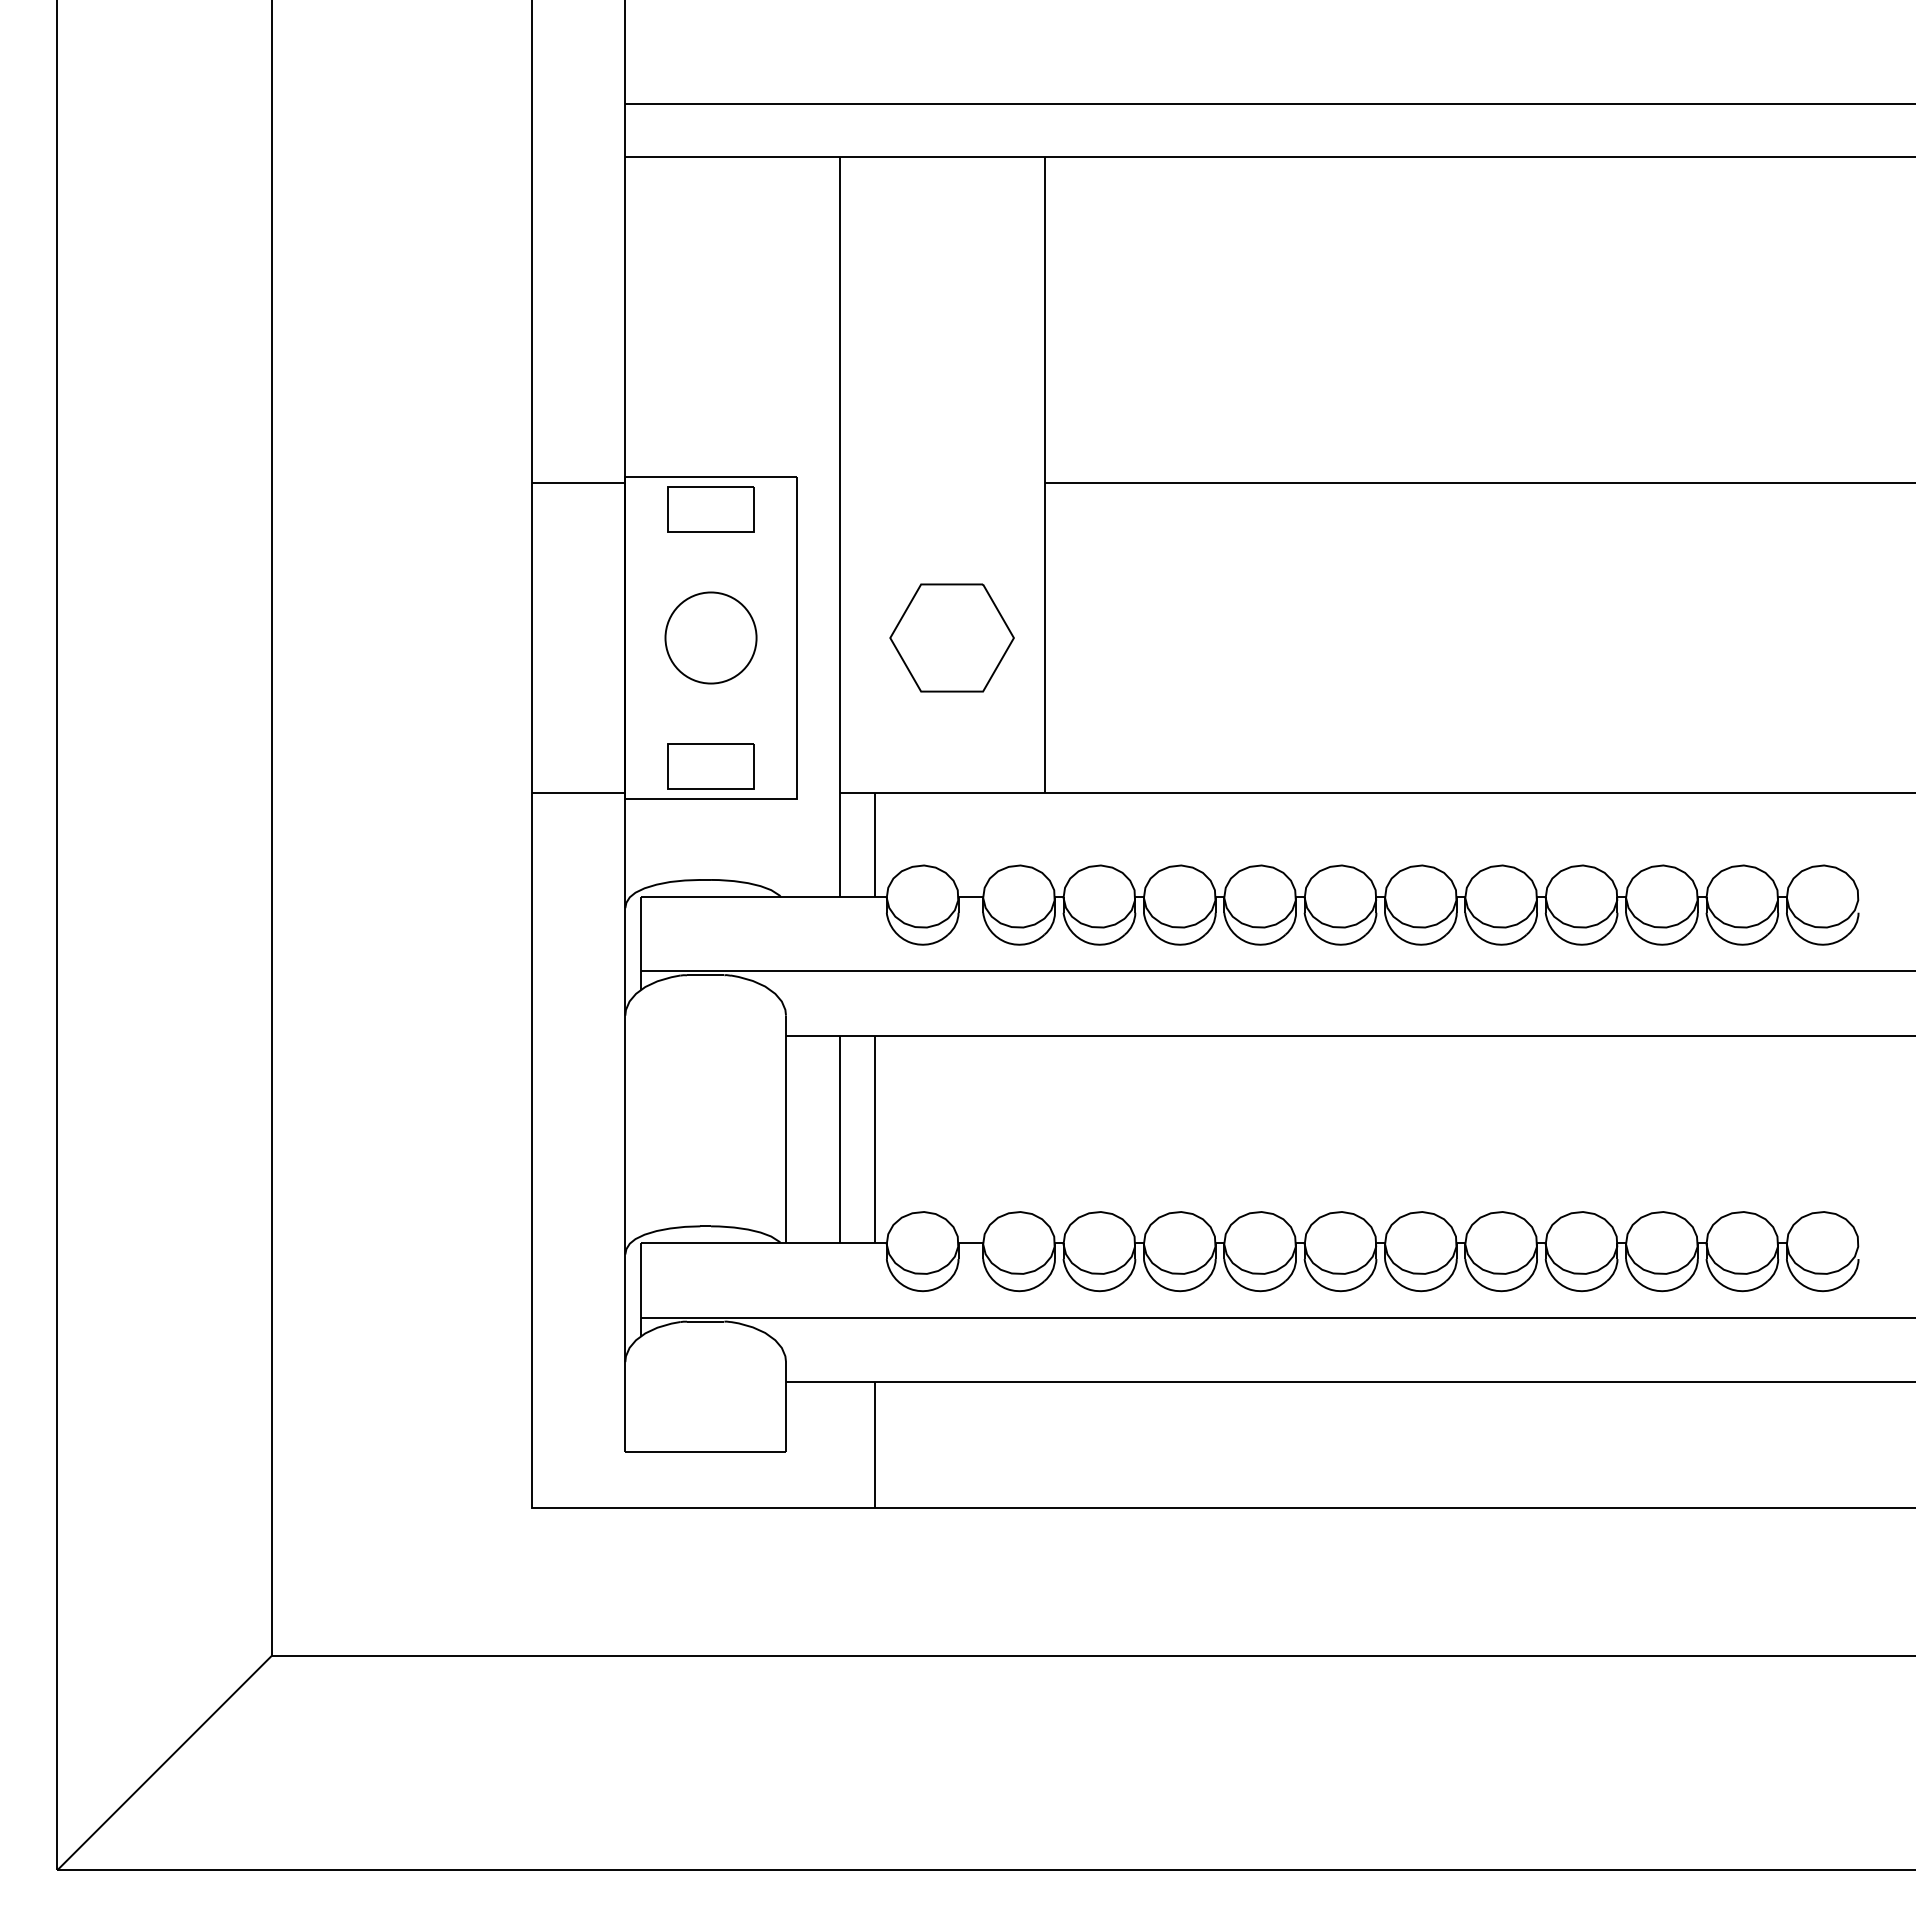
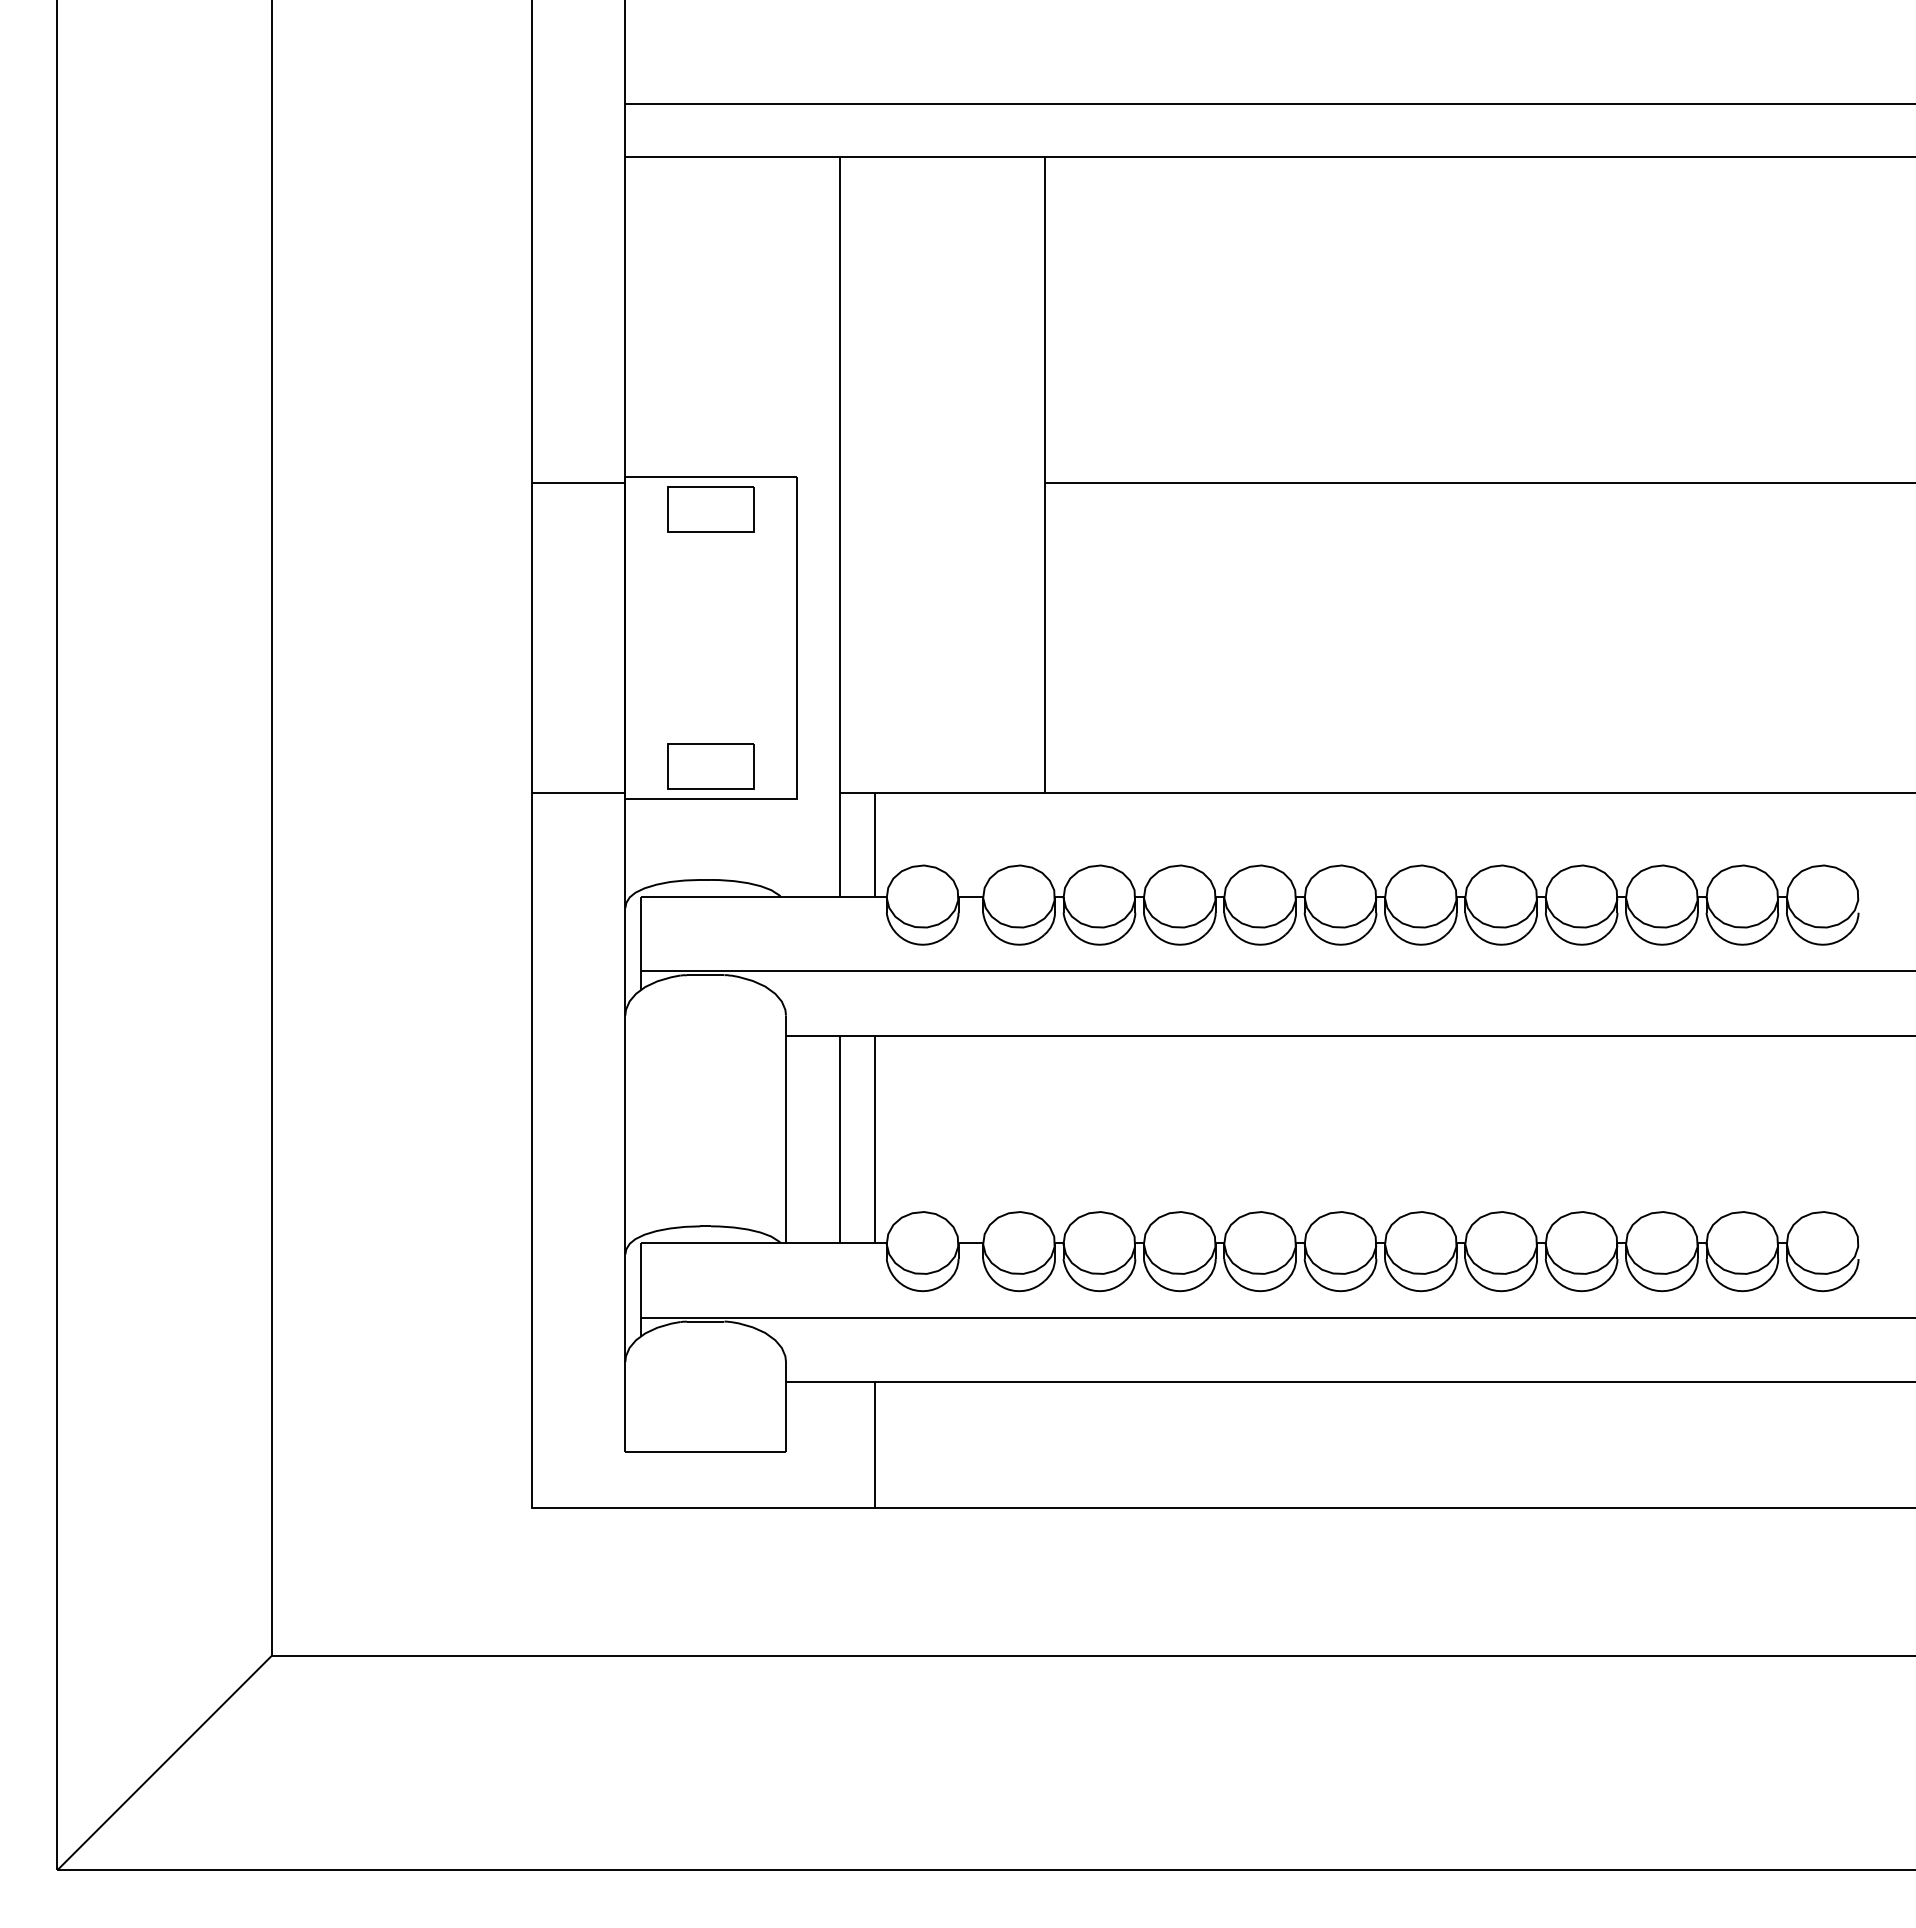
part: present -> none (710, 637)
part: present -> none (951, 637)
